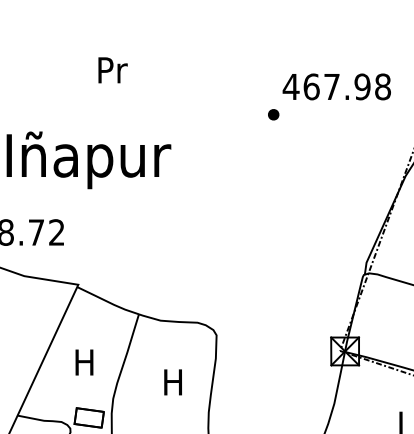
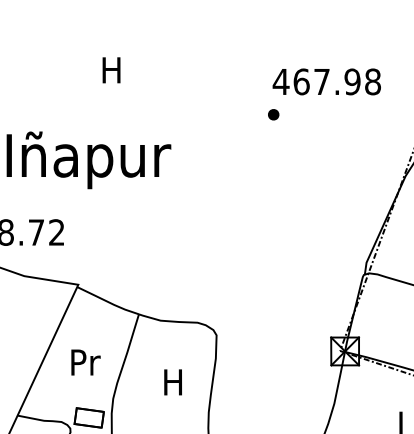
text: Pr -> H (112, 70)
text position: (336, 86) -> (326, 81) (326, 81)
text: H -> Pr (85, 362)
